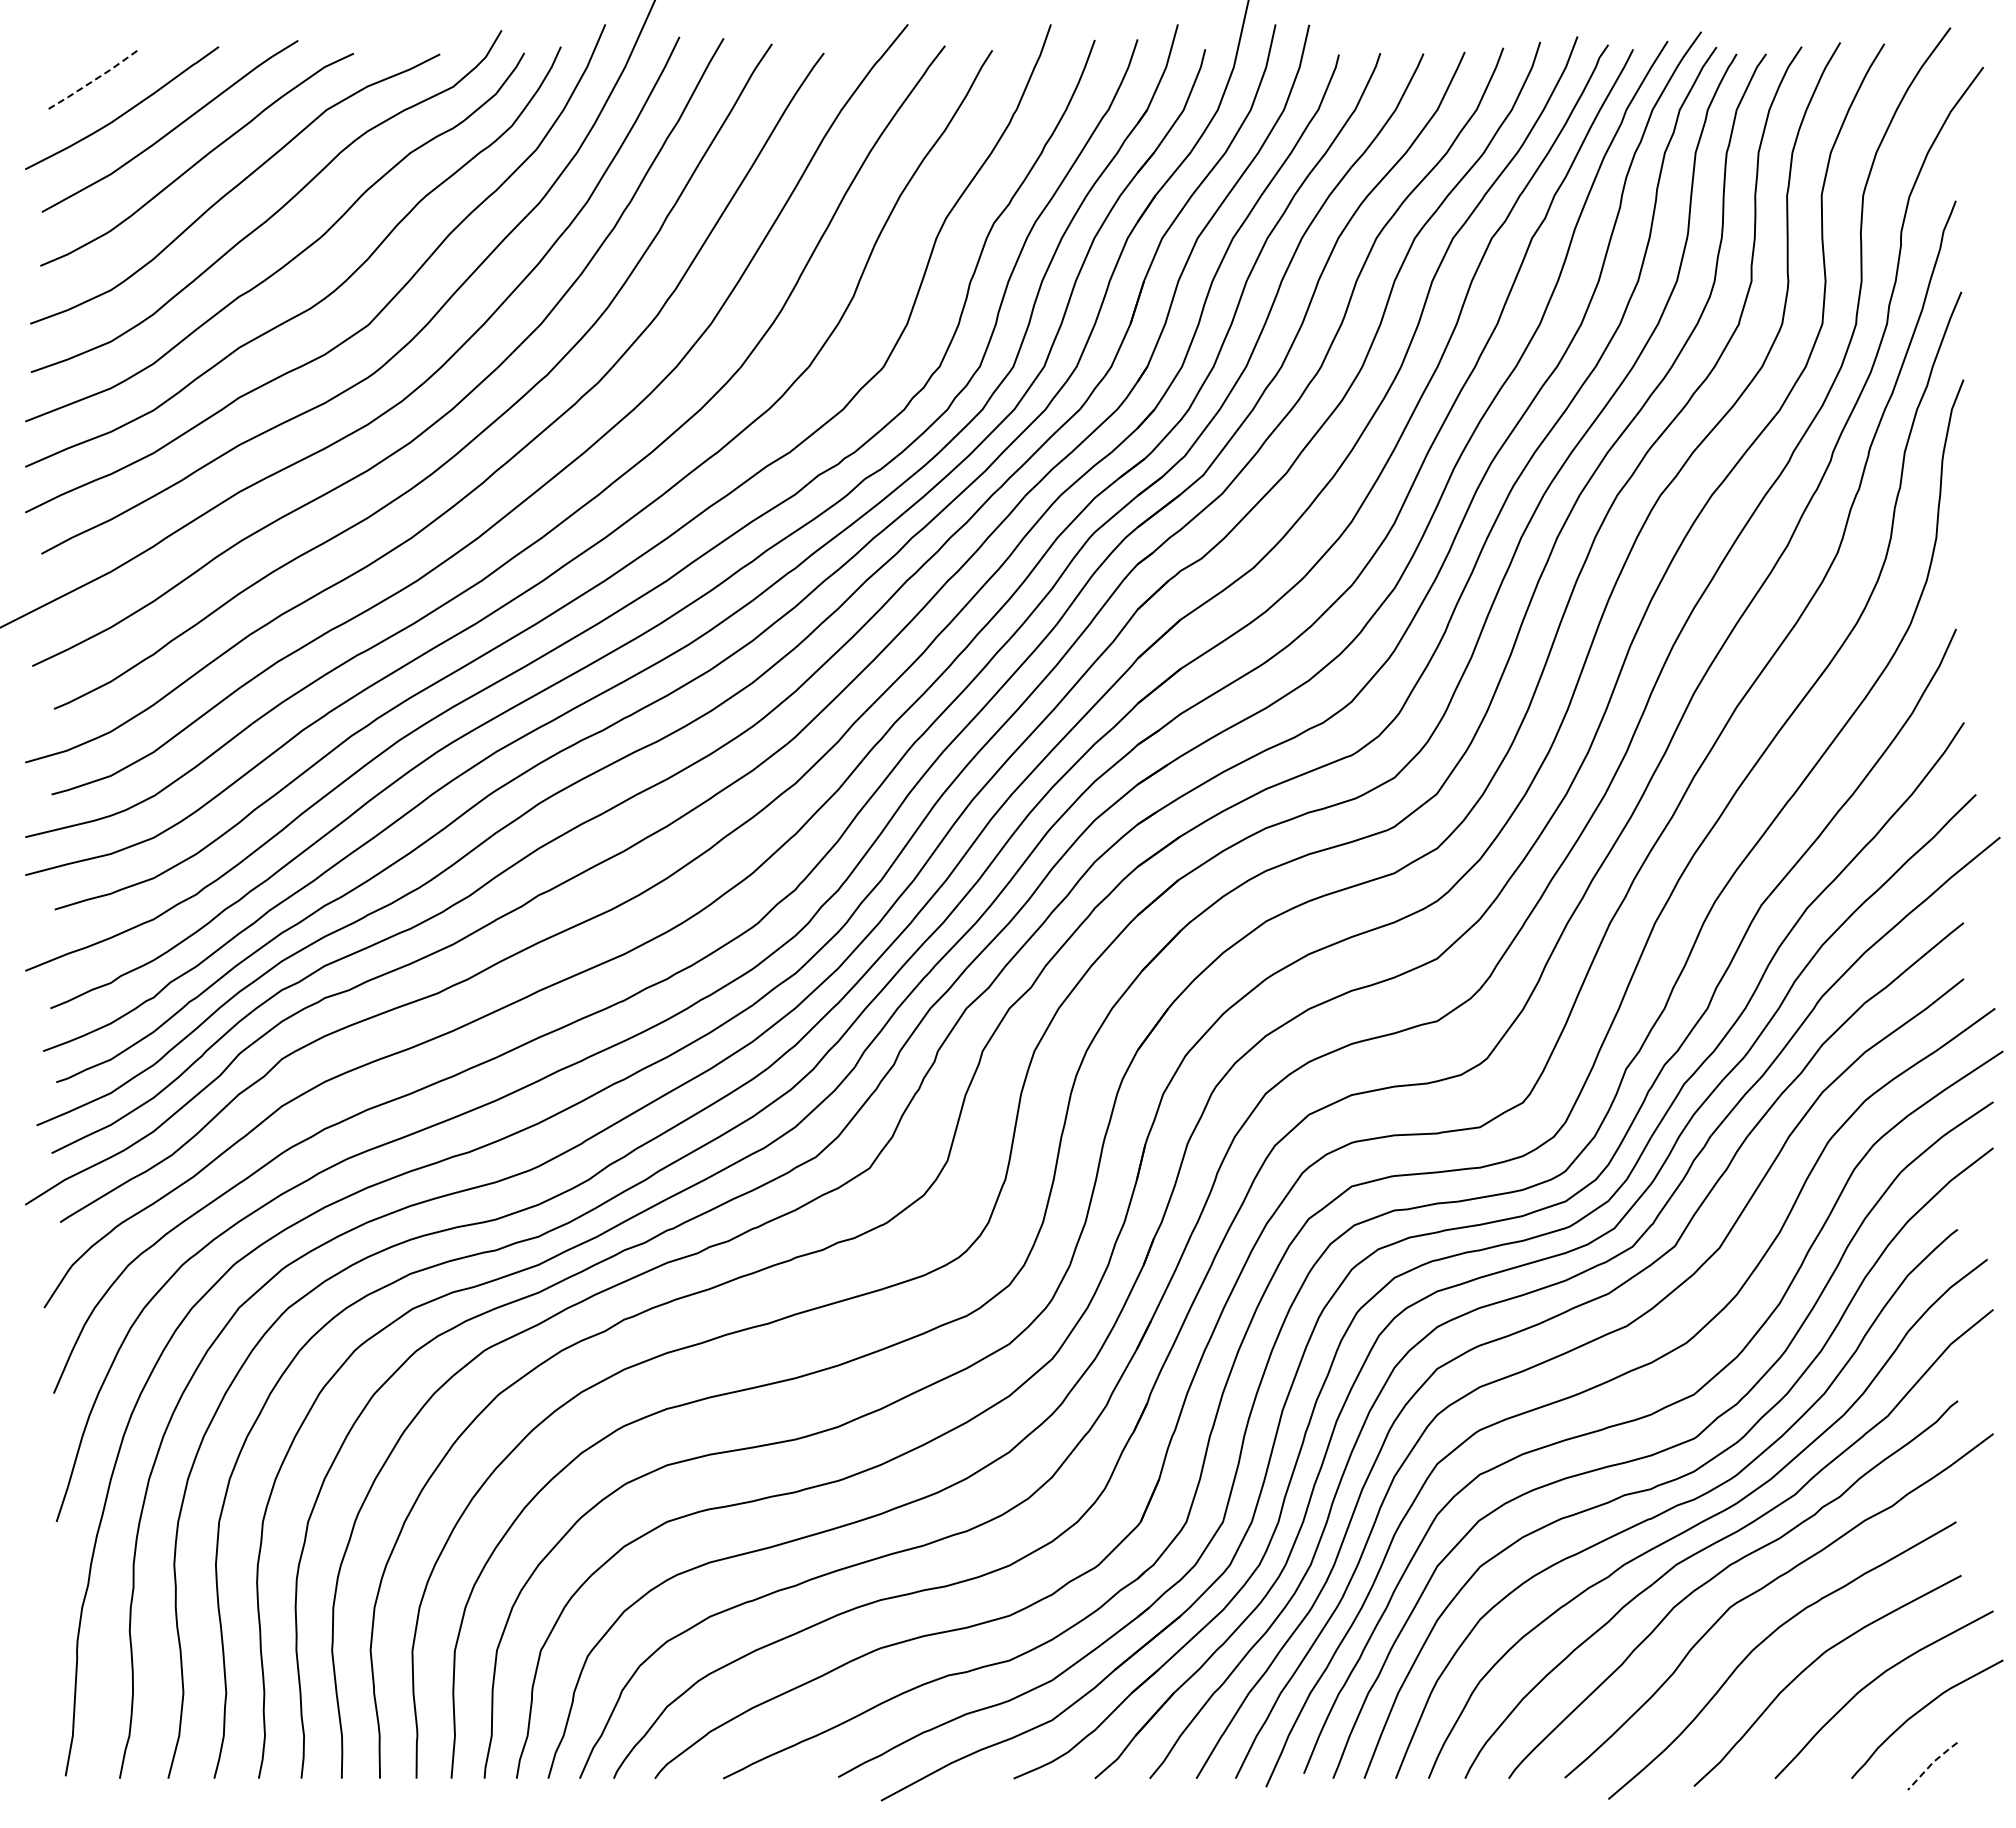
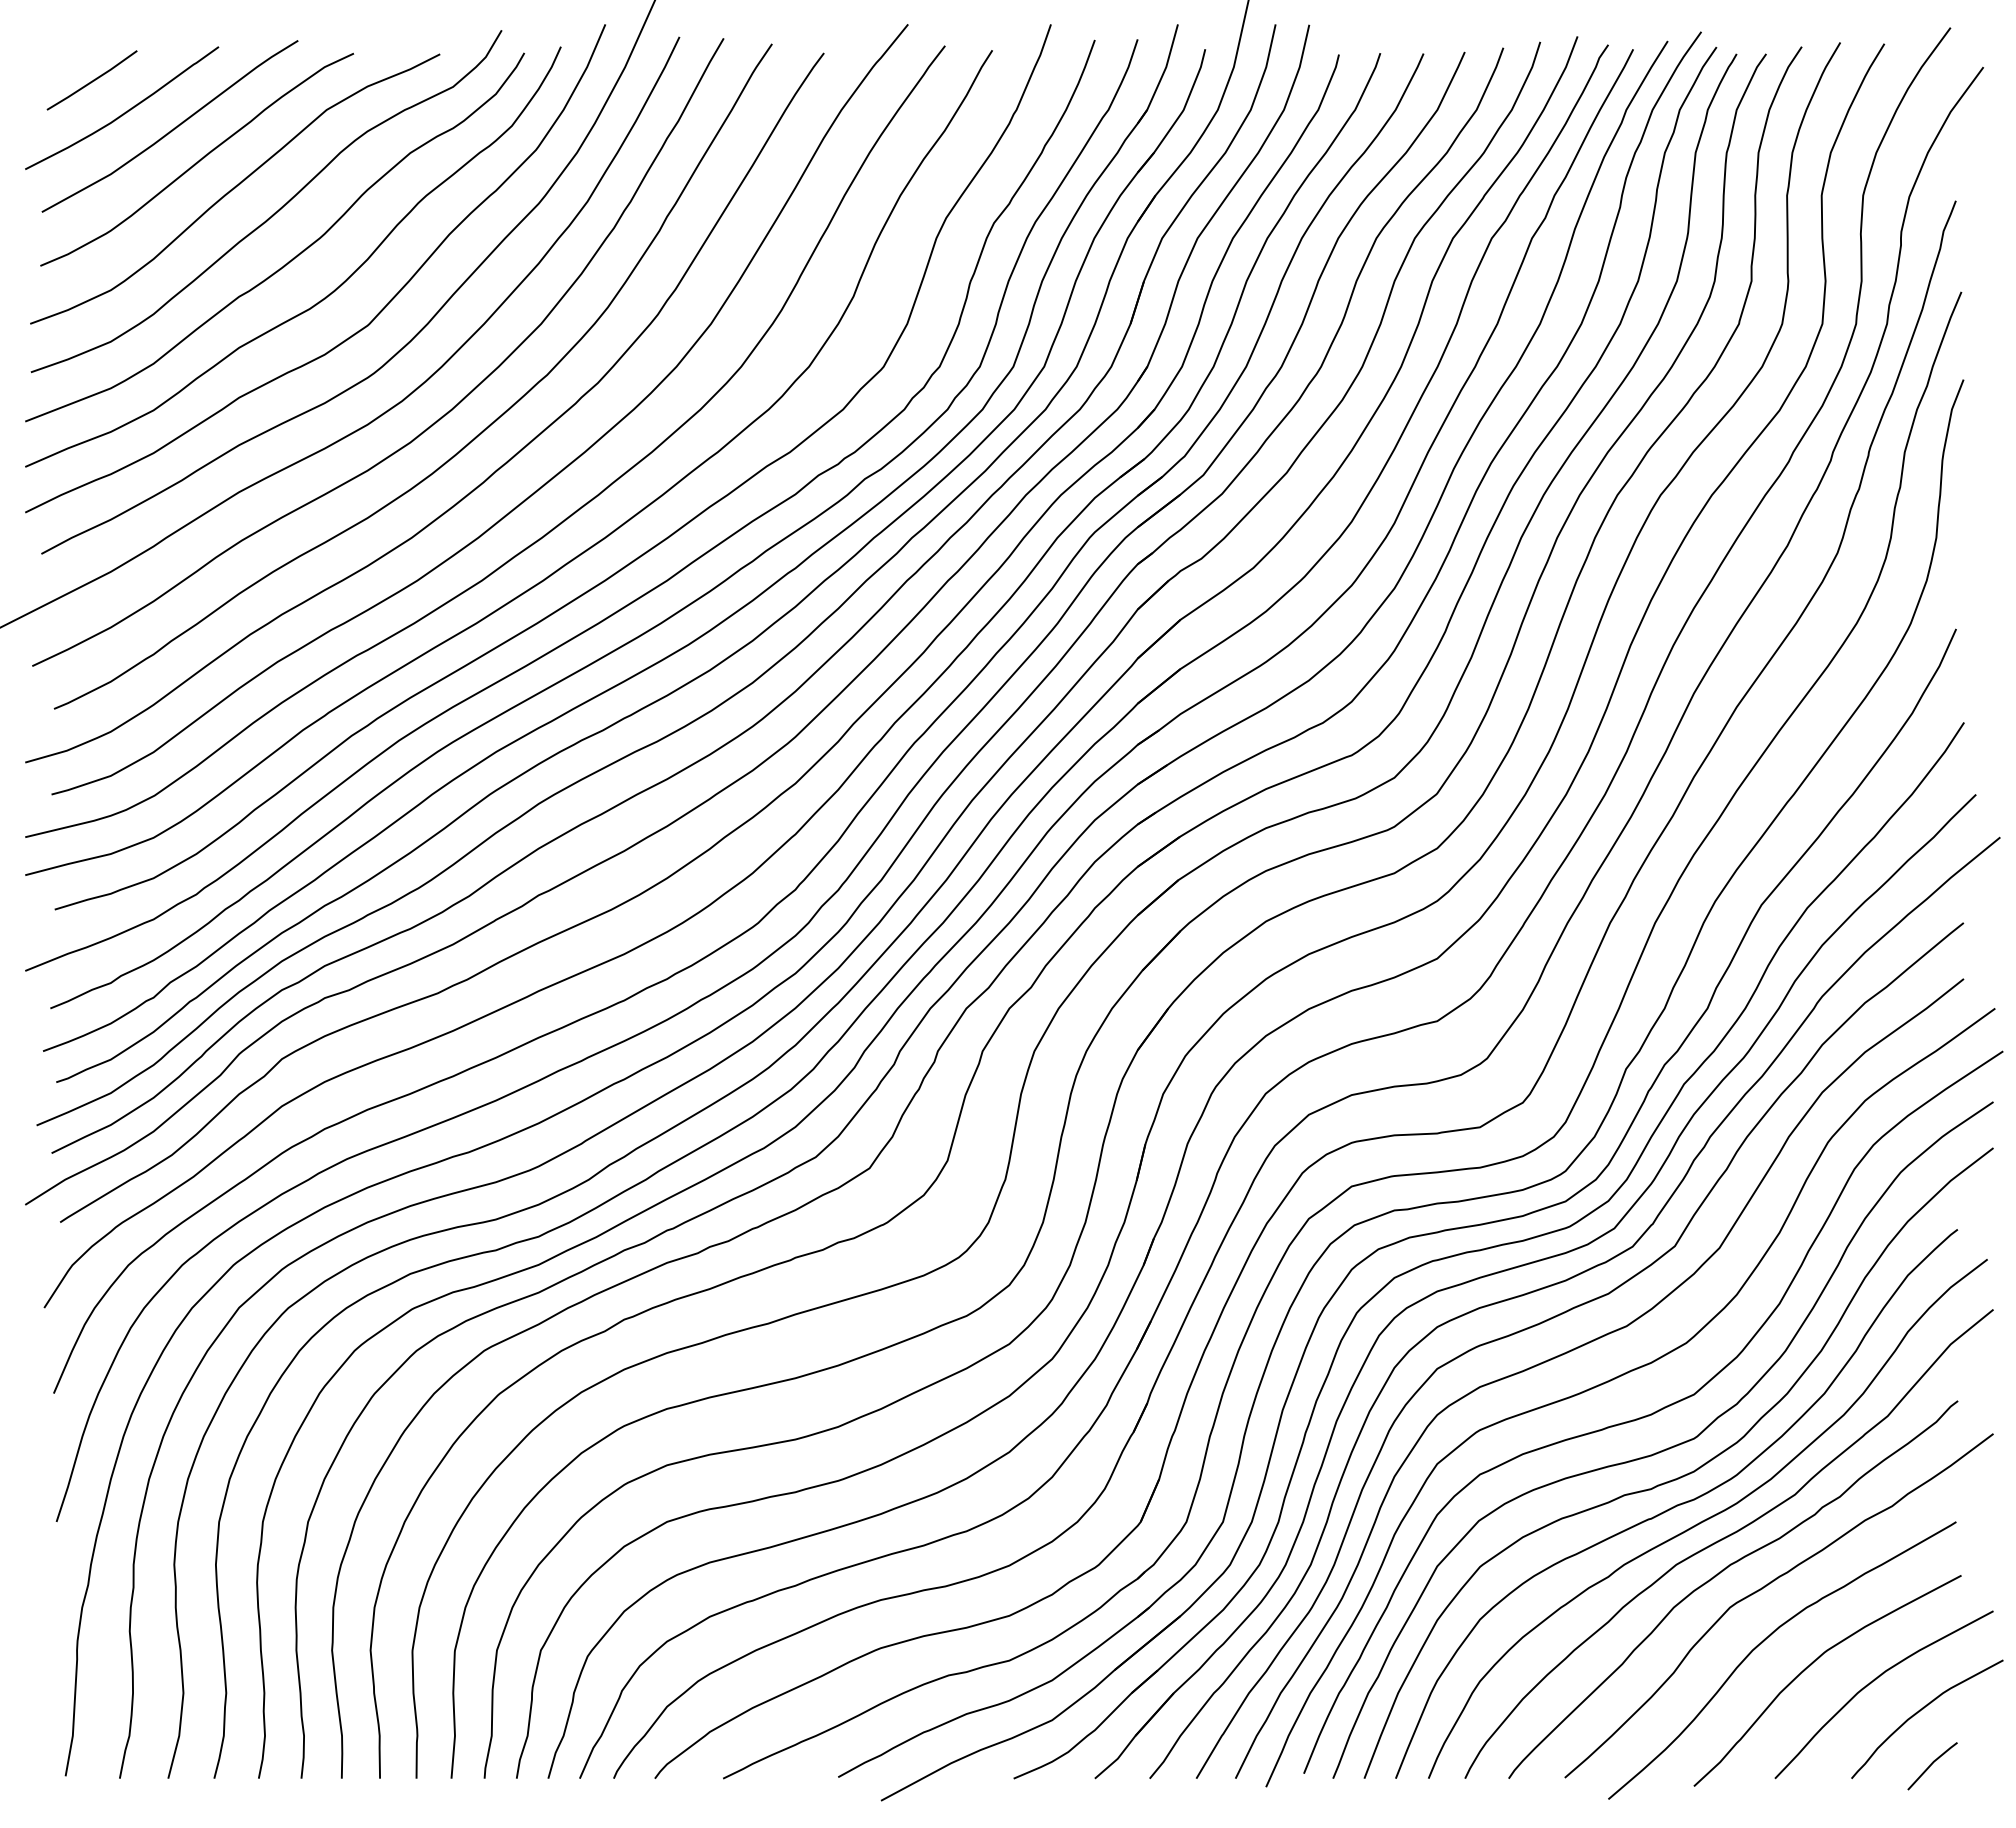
line: dashed -> solid (92, 81)
line: dashed -> solid (1931, 1763)
